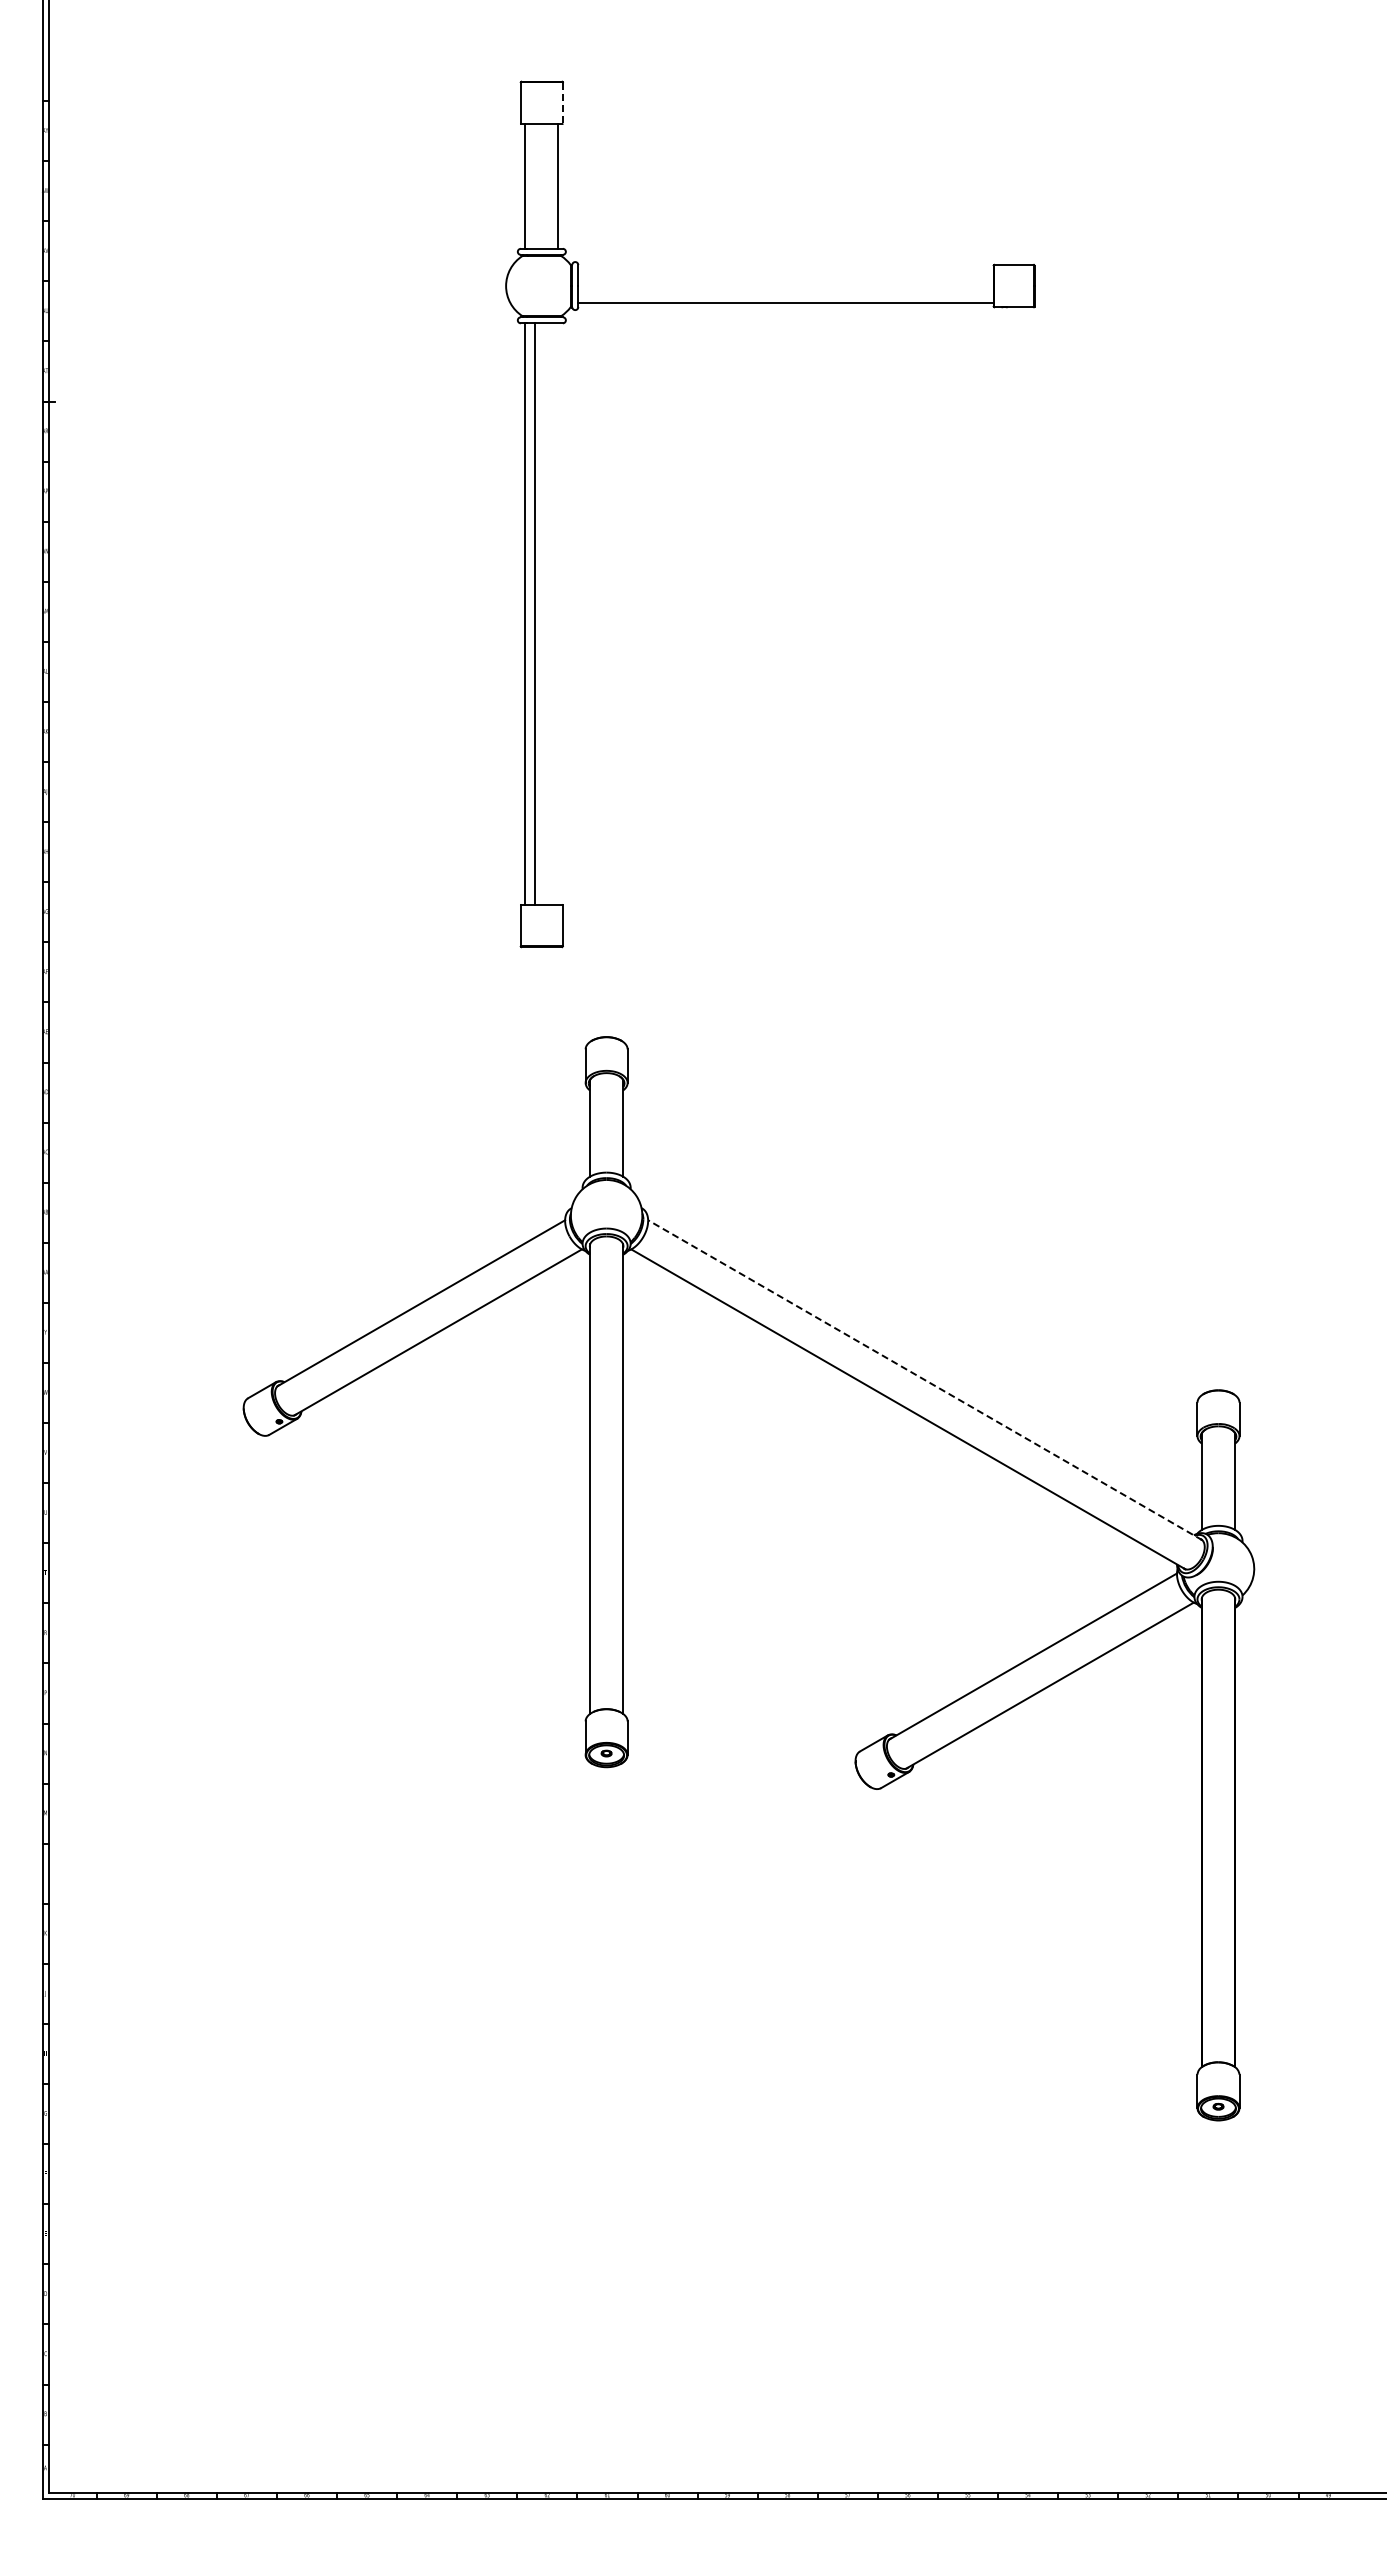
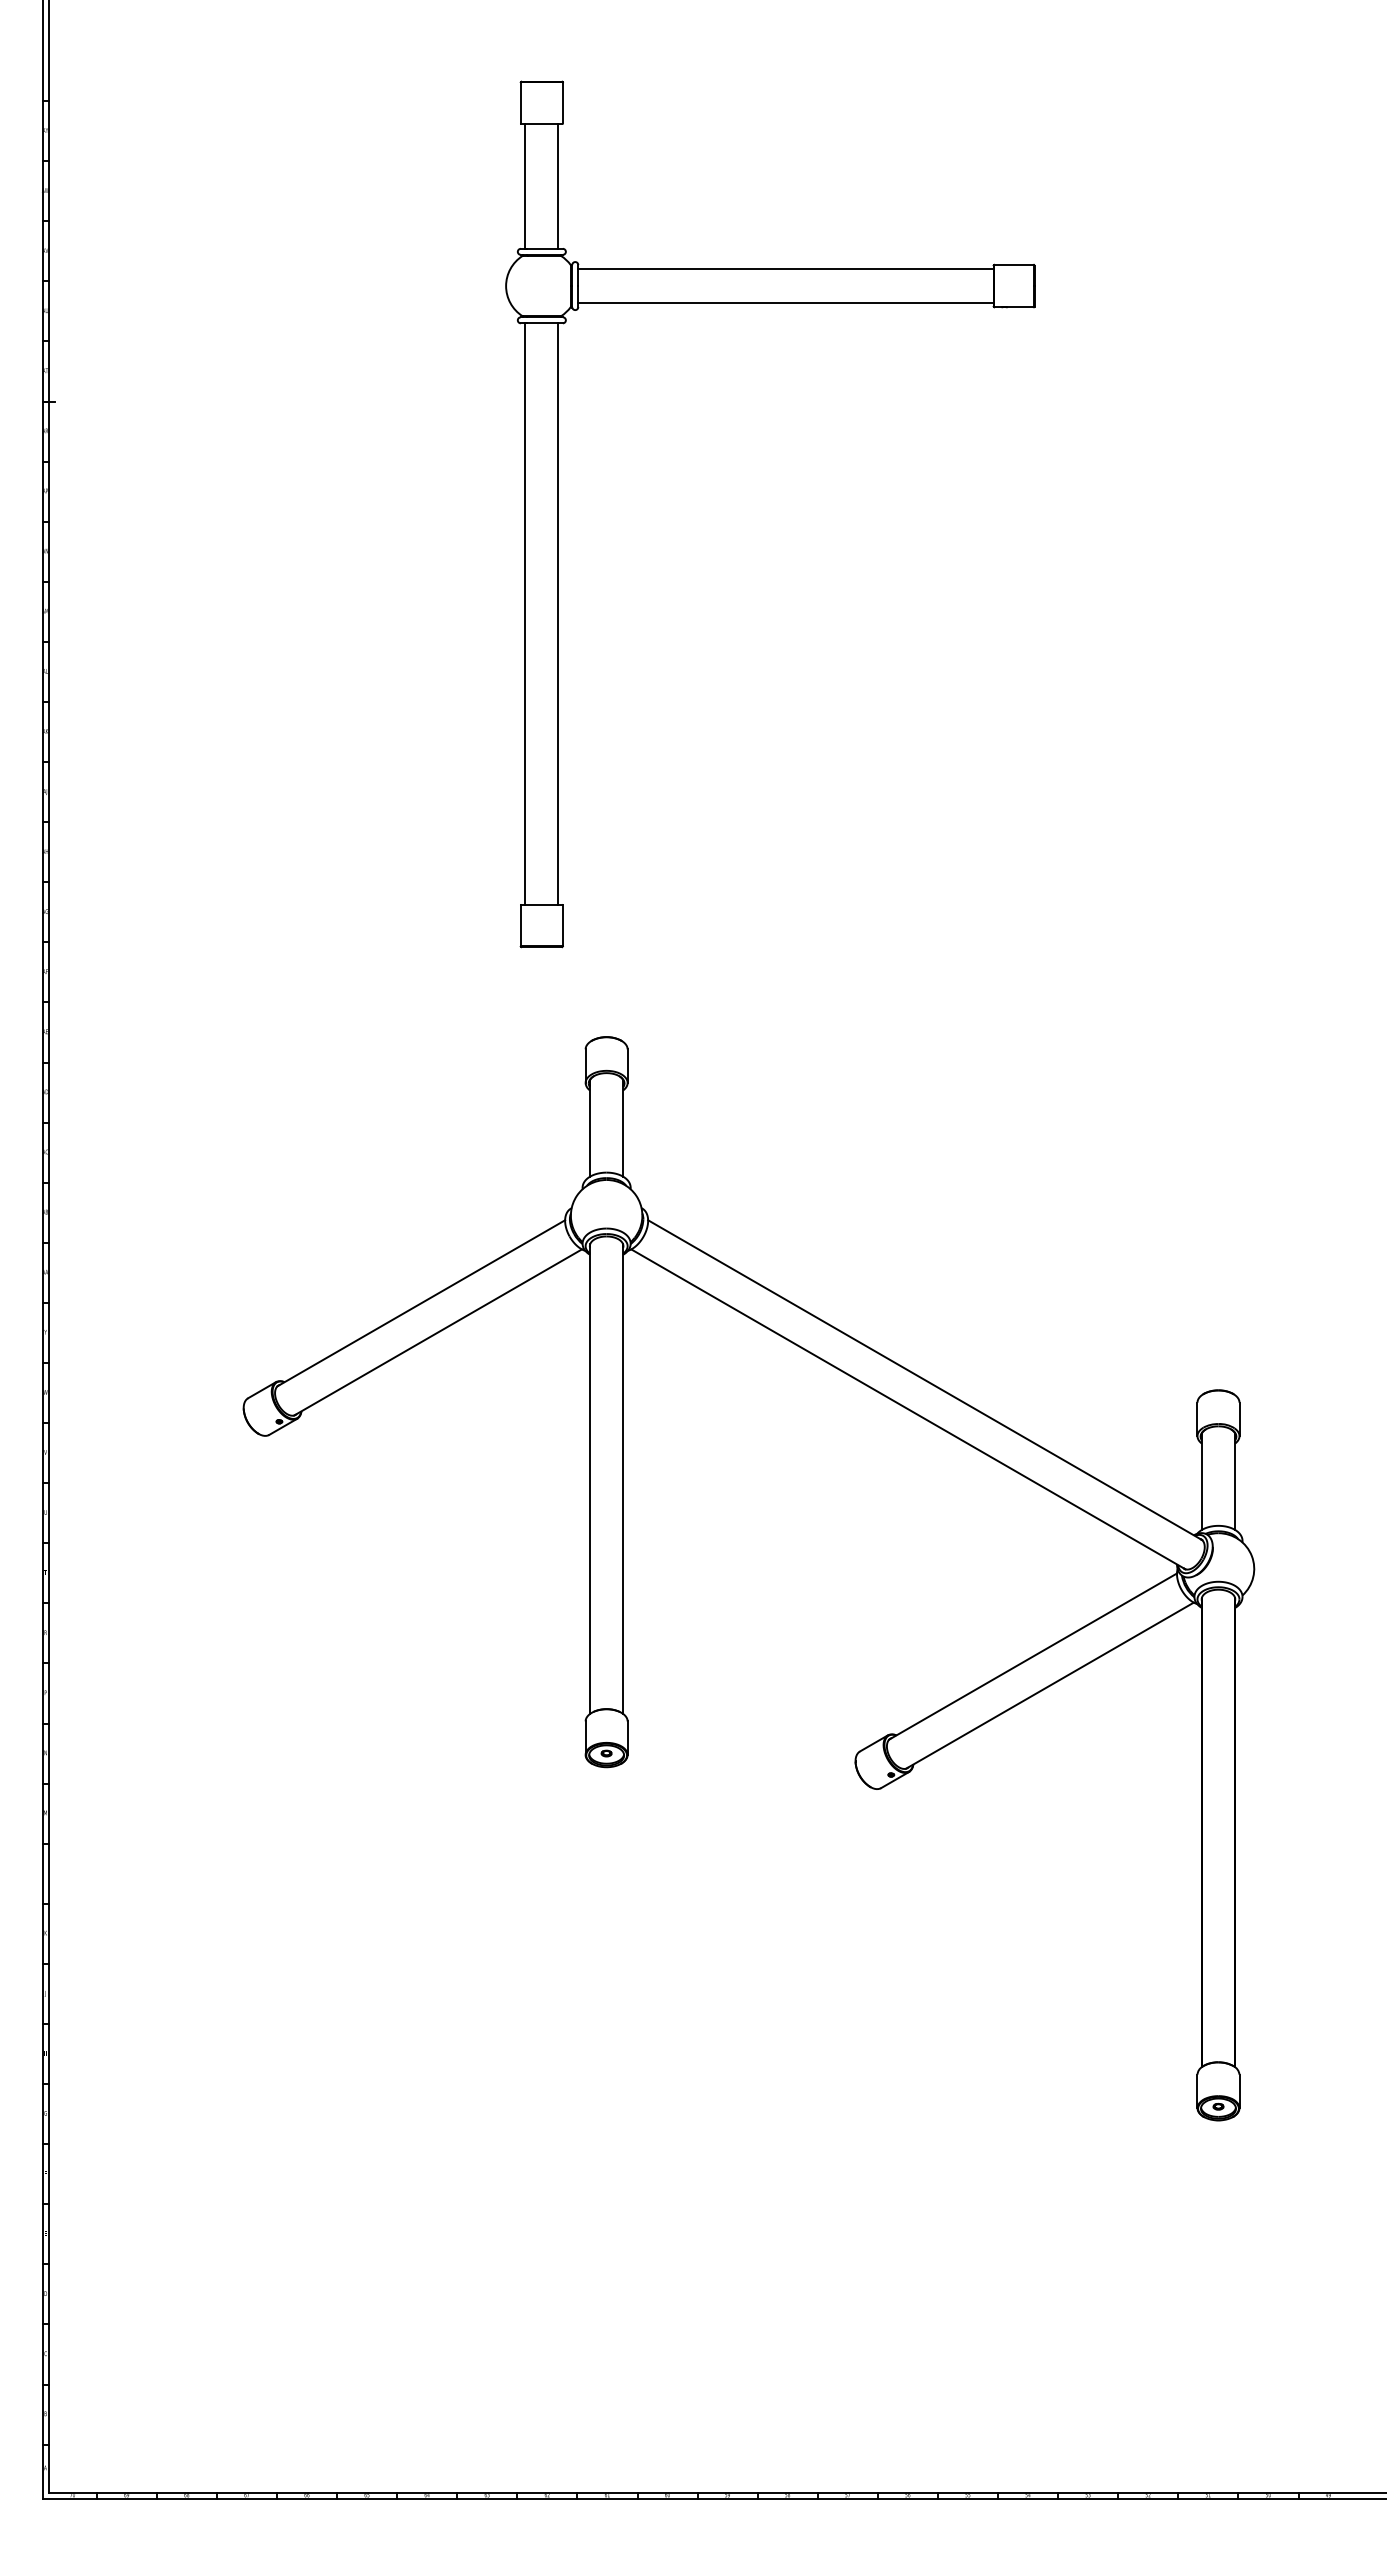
line: dashed -> solid (562, 102)
line: none -> present (785, 269)
line position: (535, 613) -> (558, 613) (558, 613)
line: dashed -> solid (925, 1380)
